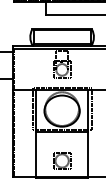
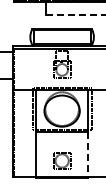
line: solid -> dashed (75, 15)
line: solid -> dashed (88, 155)
